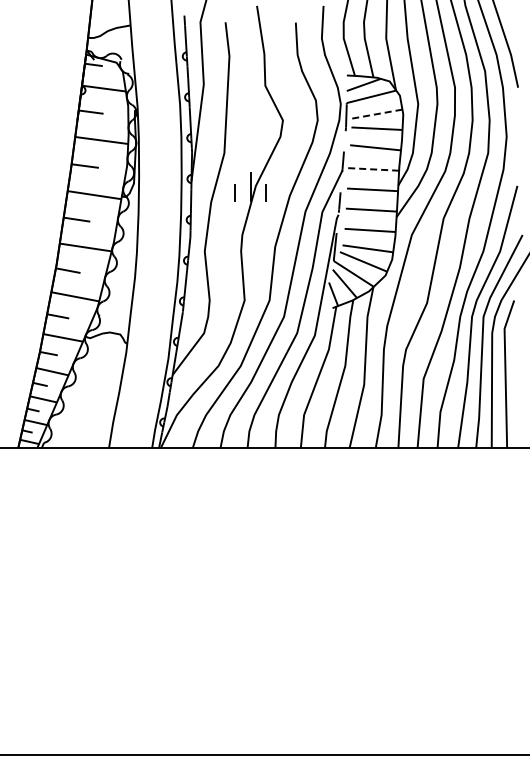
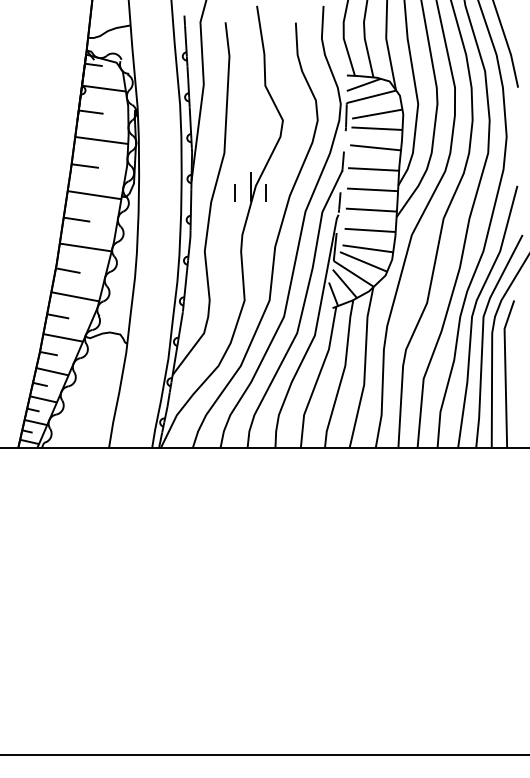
line: dashed -> solid (377, 114)
line: dashed -> solid (373, 169)
